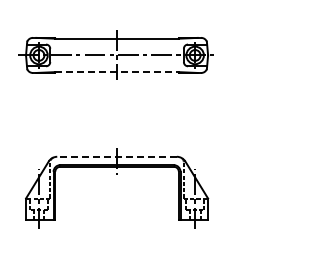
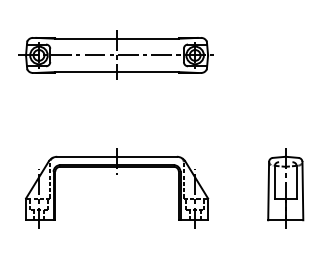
line: dashed -> solid (117, 72)
line: dashed -> solid (117, 156)
part: none -> present (285, 188)
